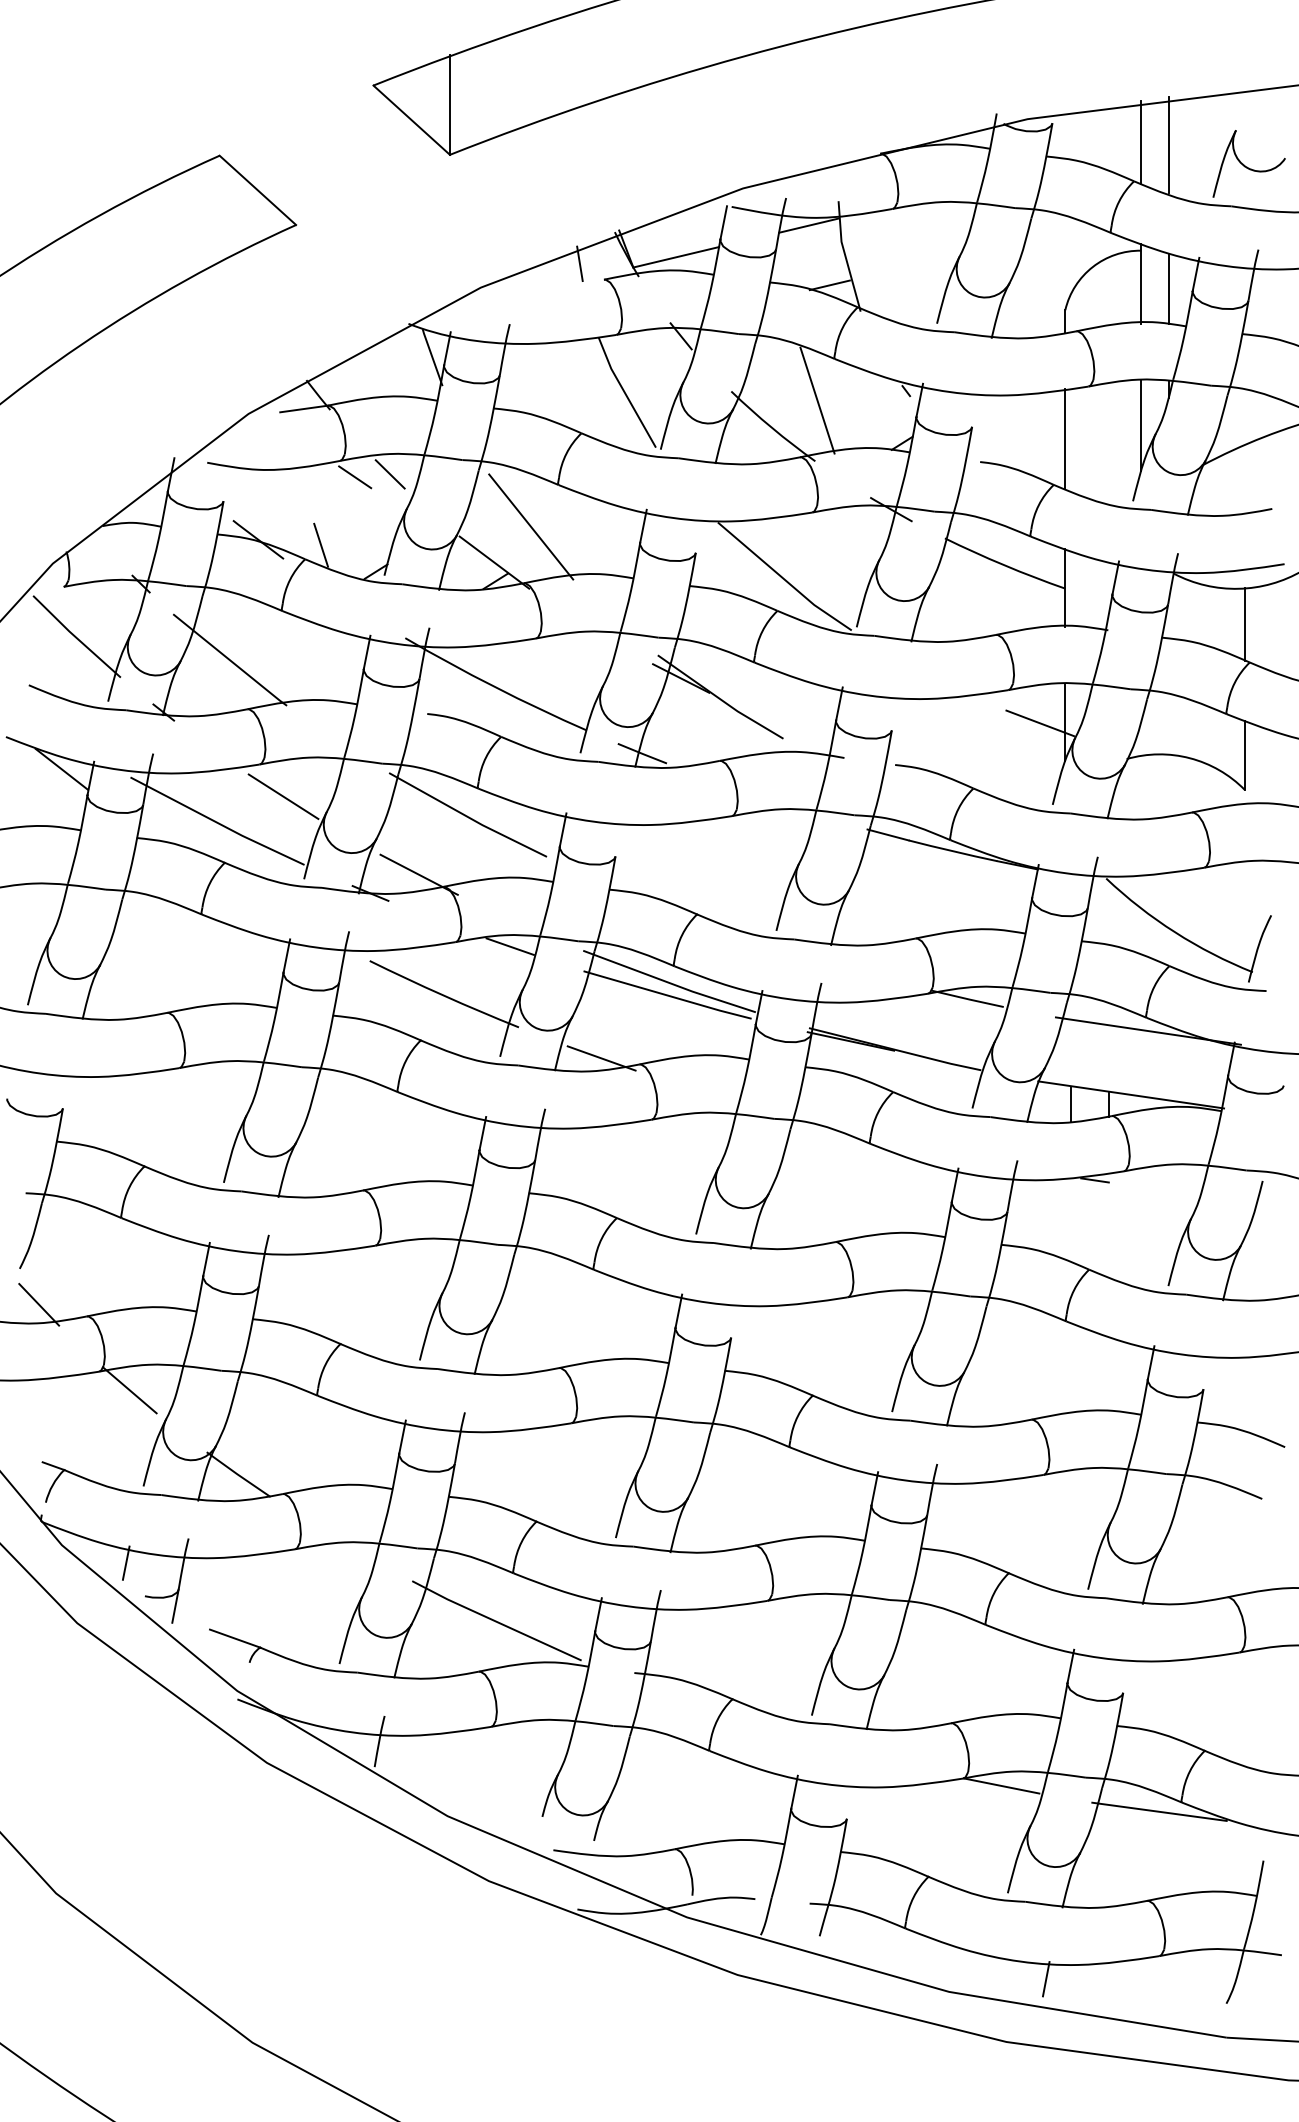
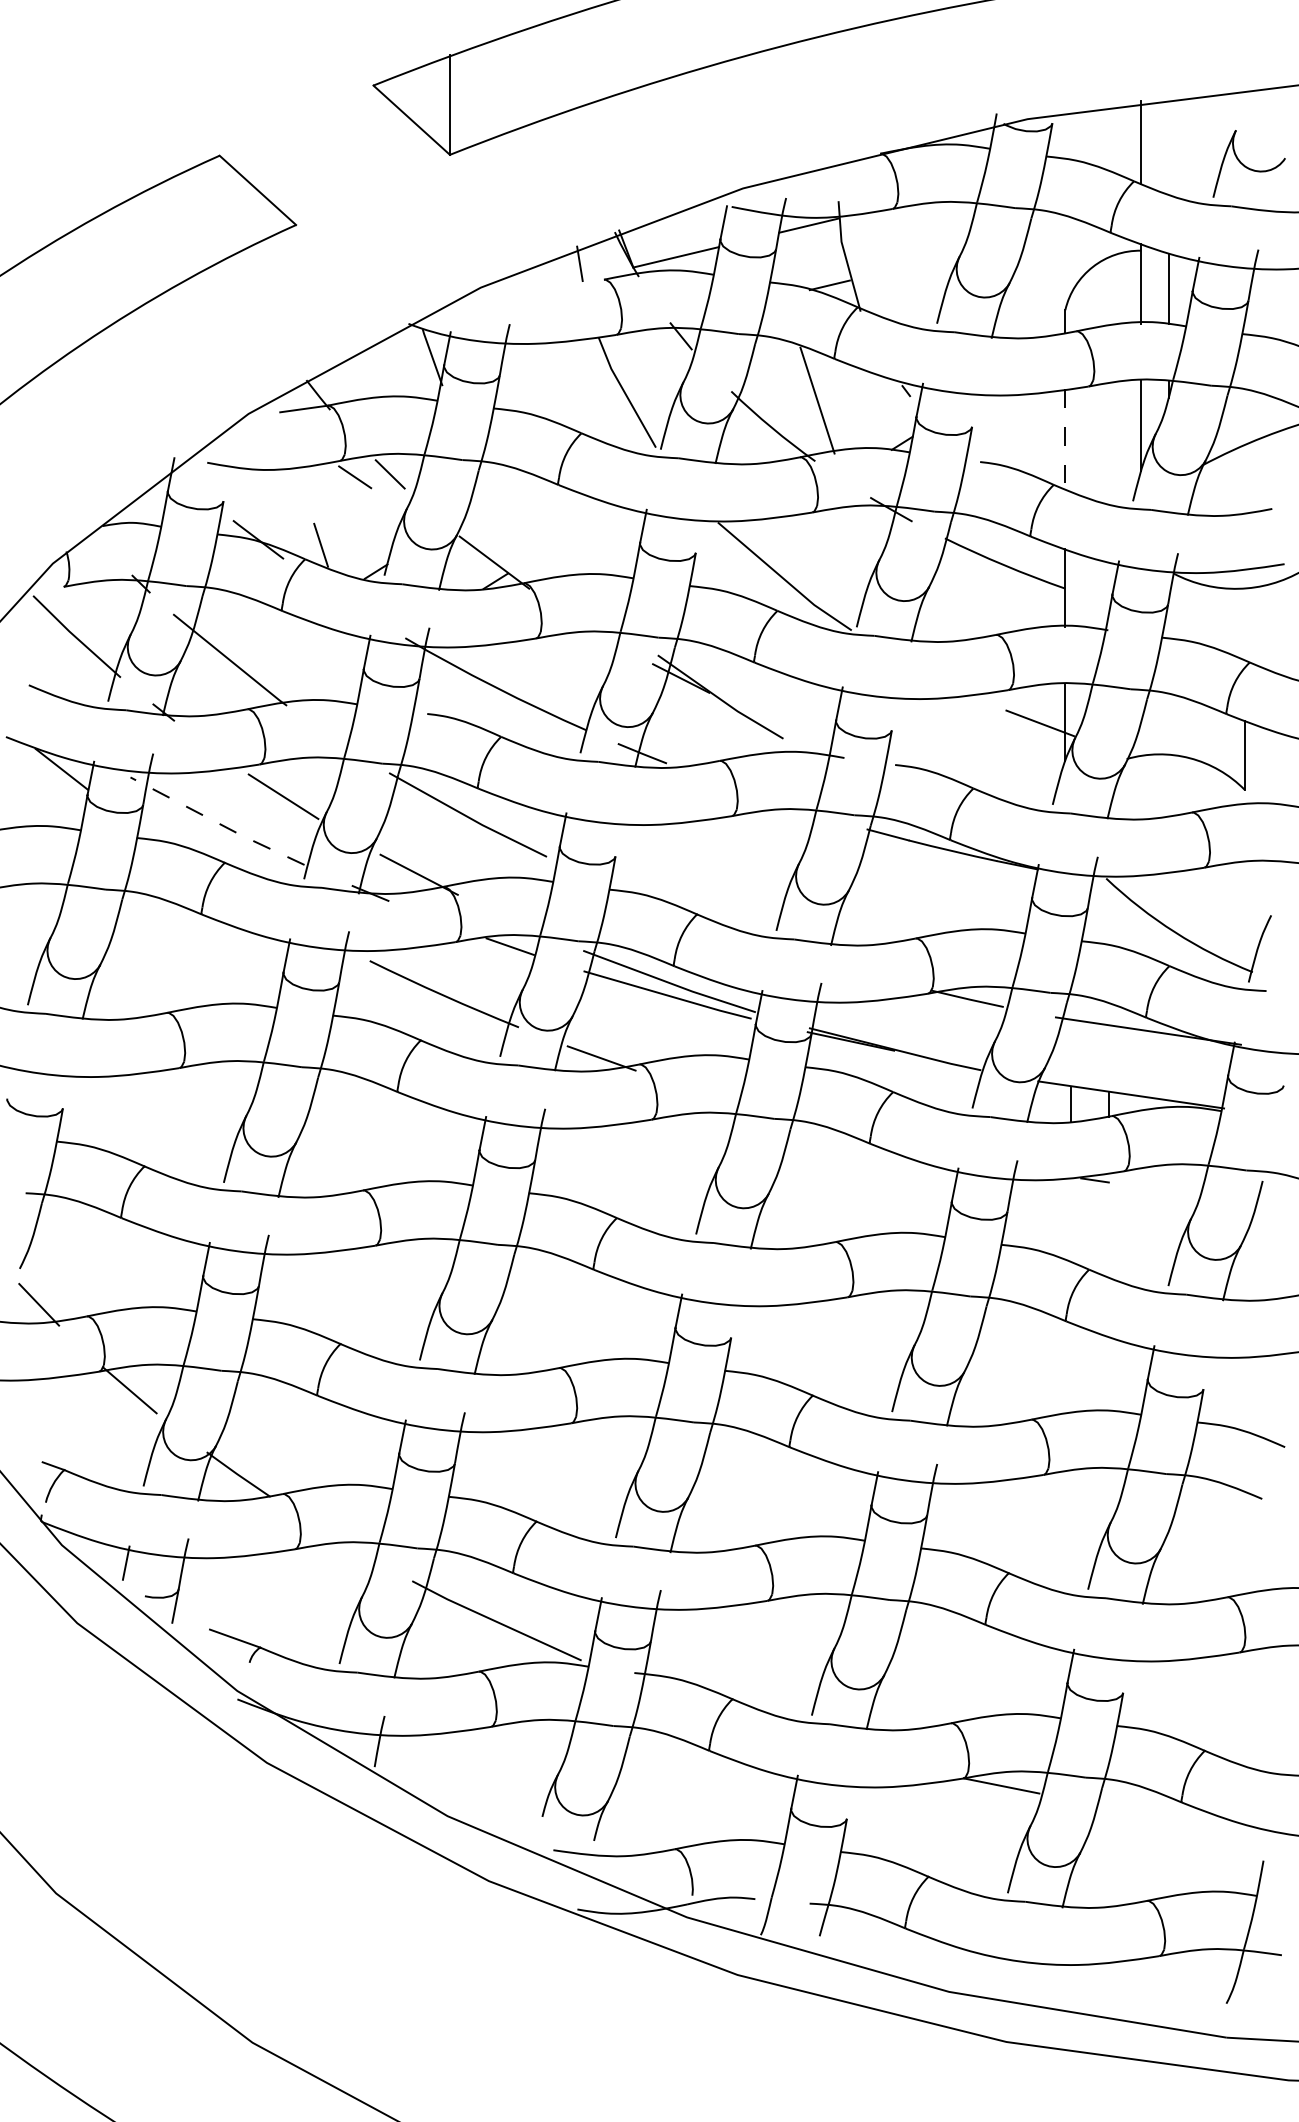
line: present -> none (1168, 144)
line: solid -> dashed (1065, 438)
line: present -> none (531, 526)
line: present -> none (1244, 624)
line: solid -> dashed (216, 822)
line: present -> none (1159, 1811)
line: present -> none (1045, 1979)
